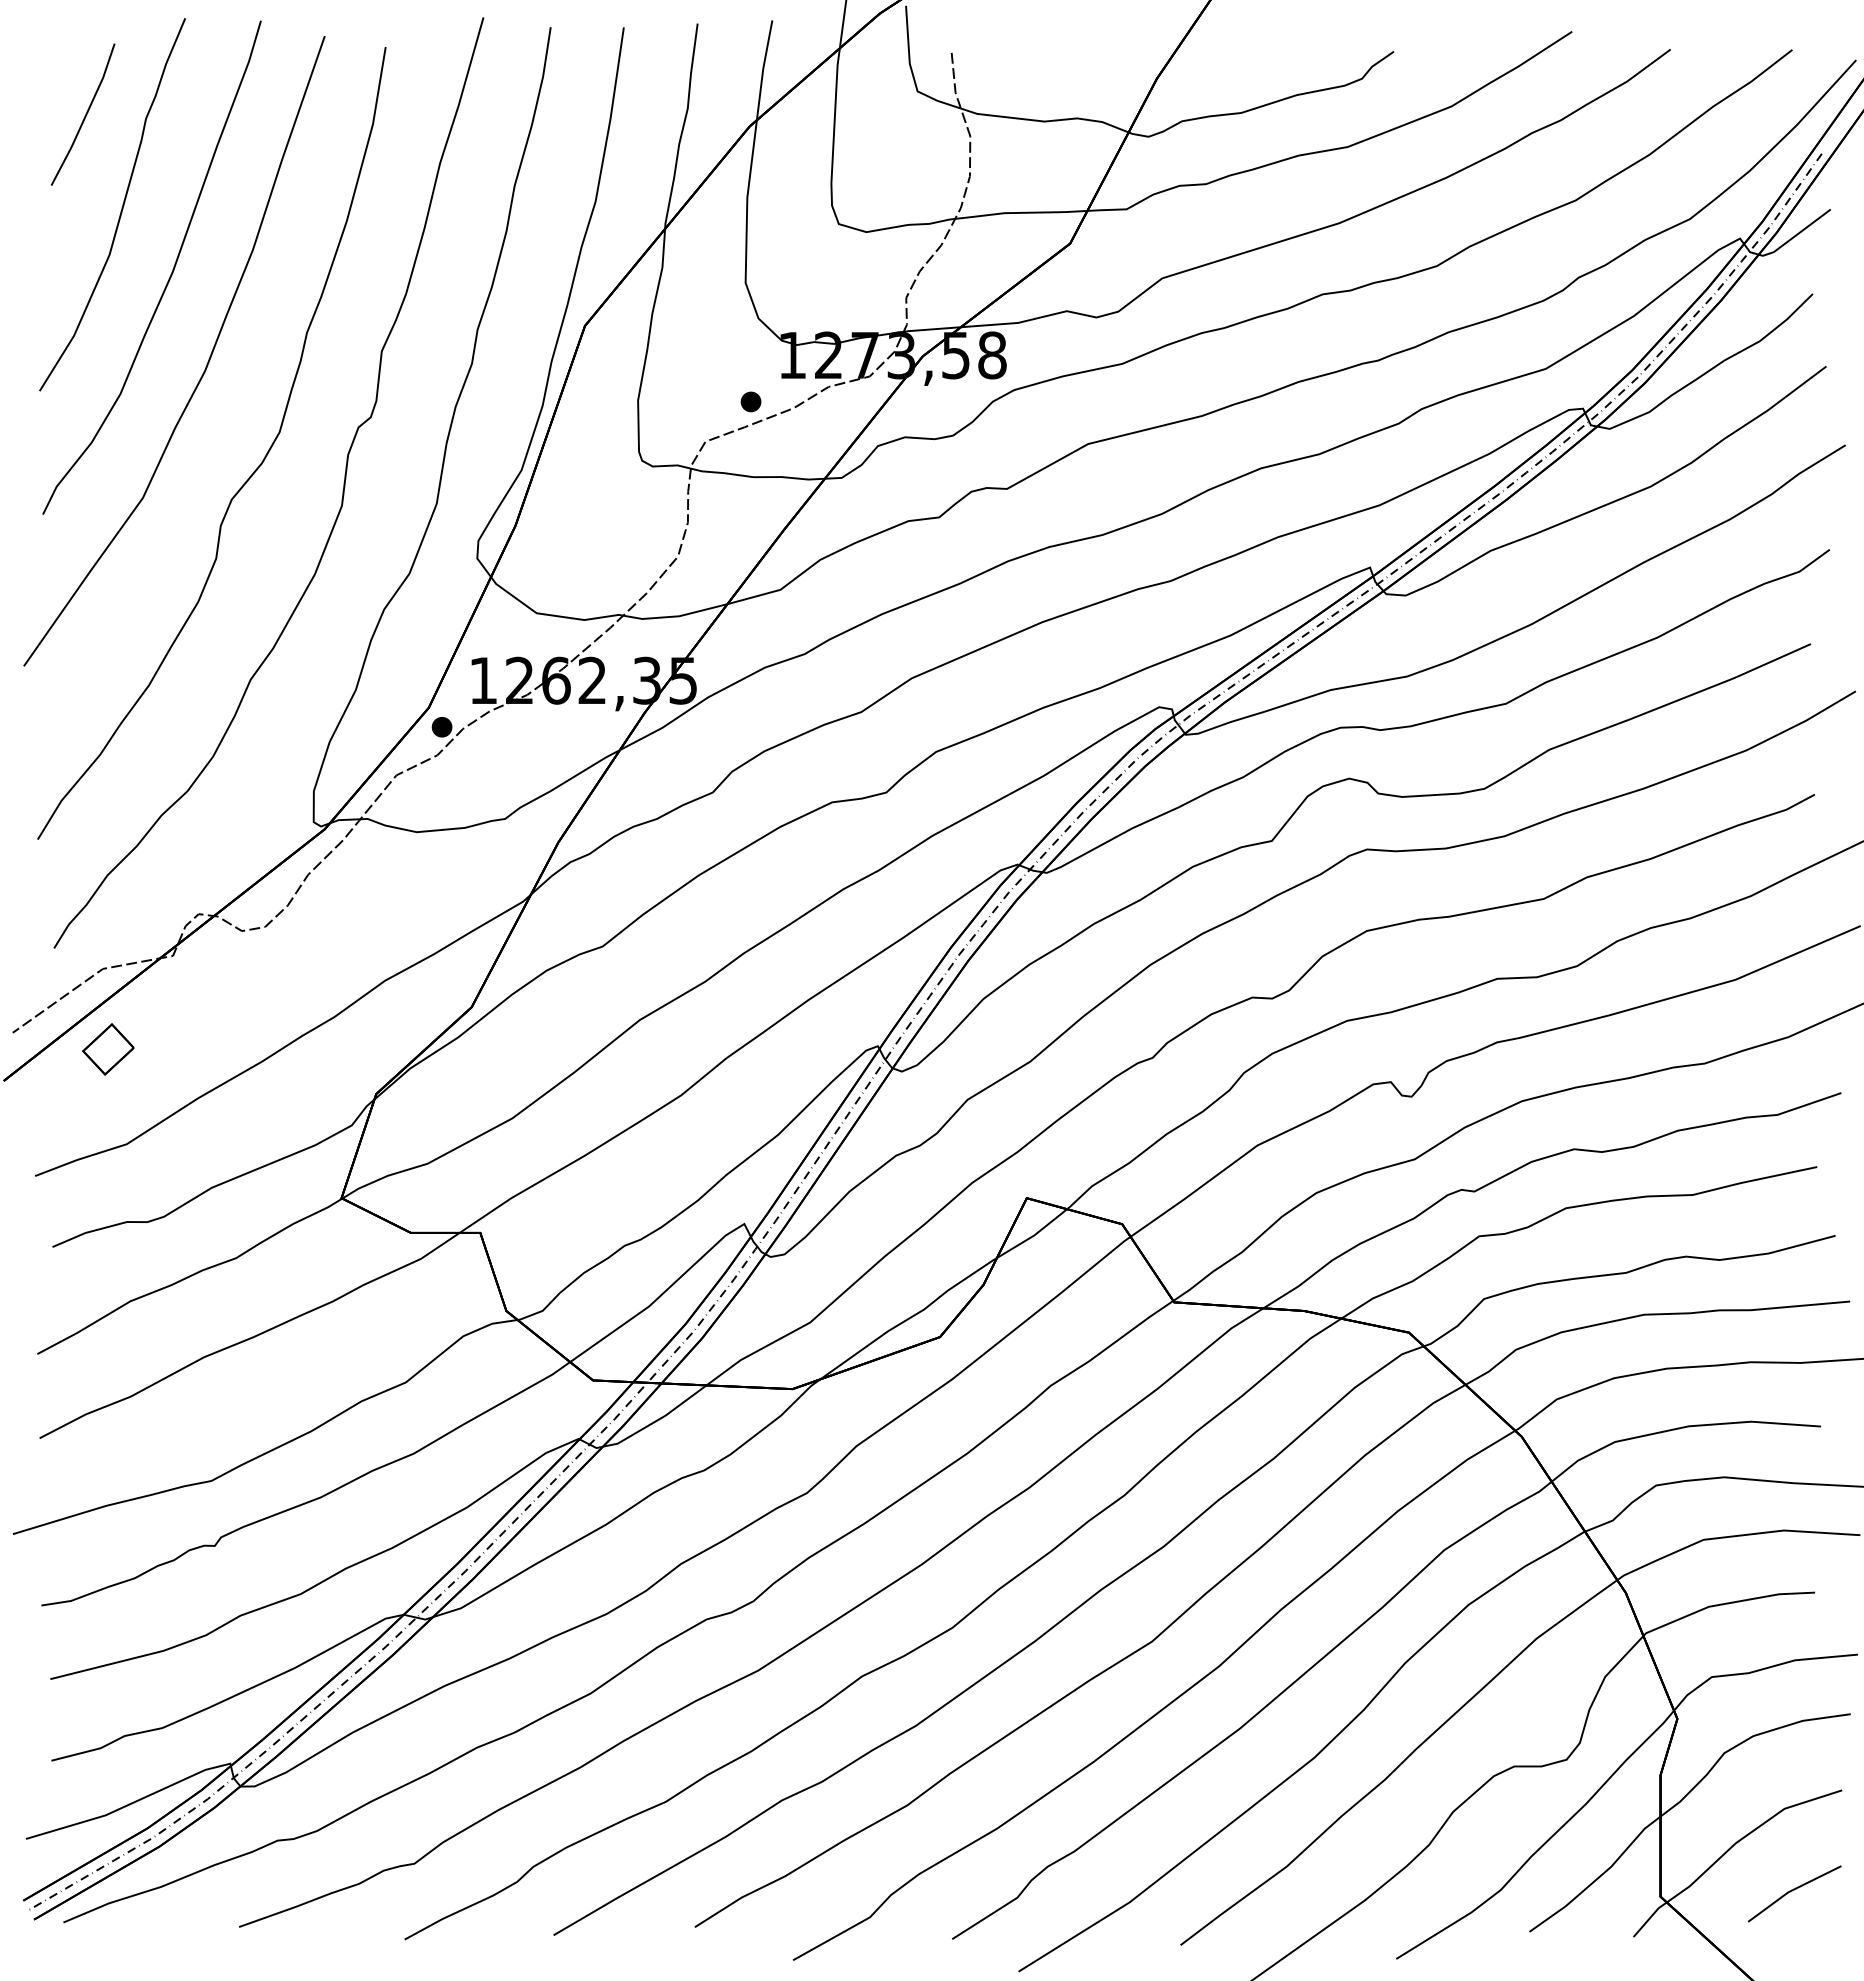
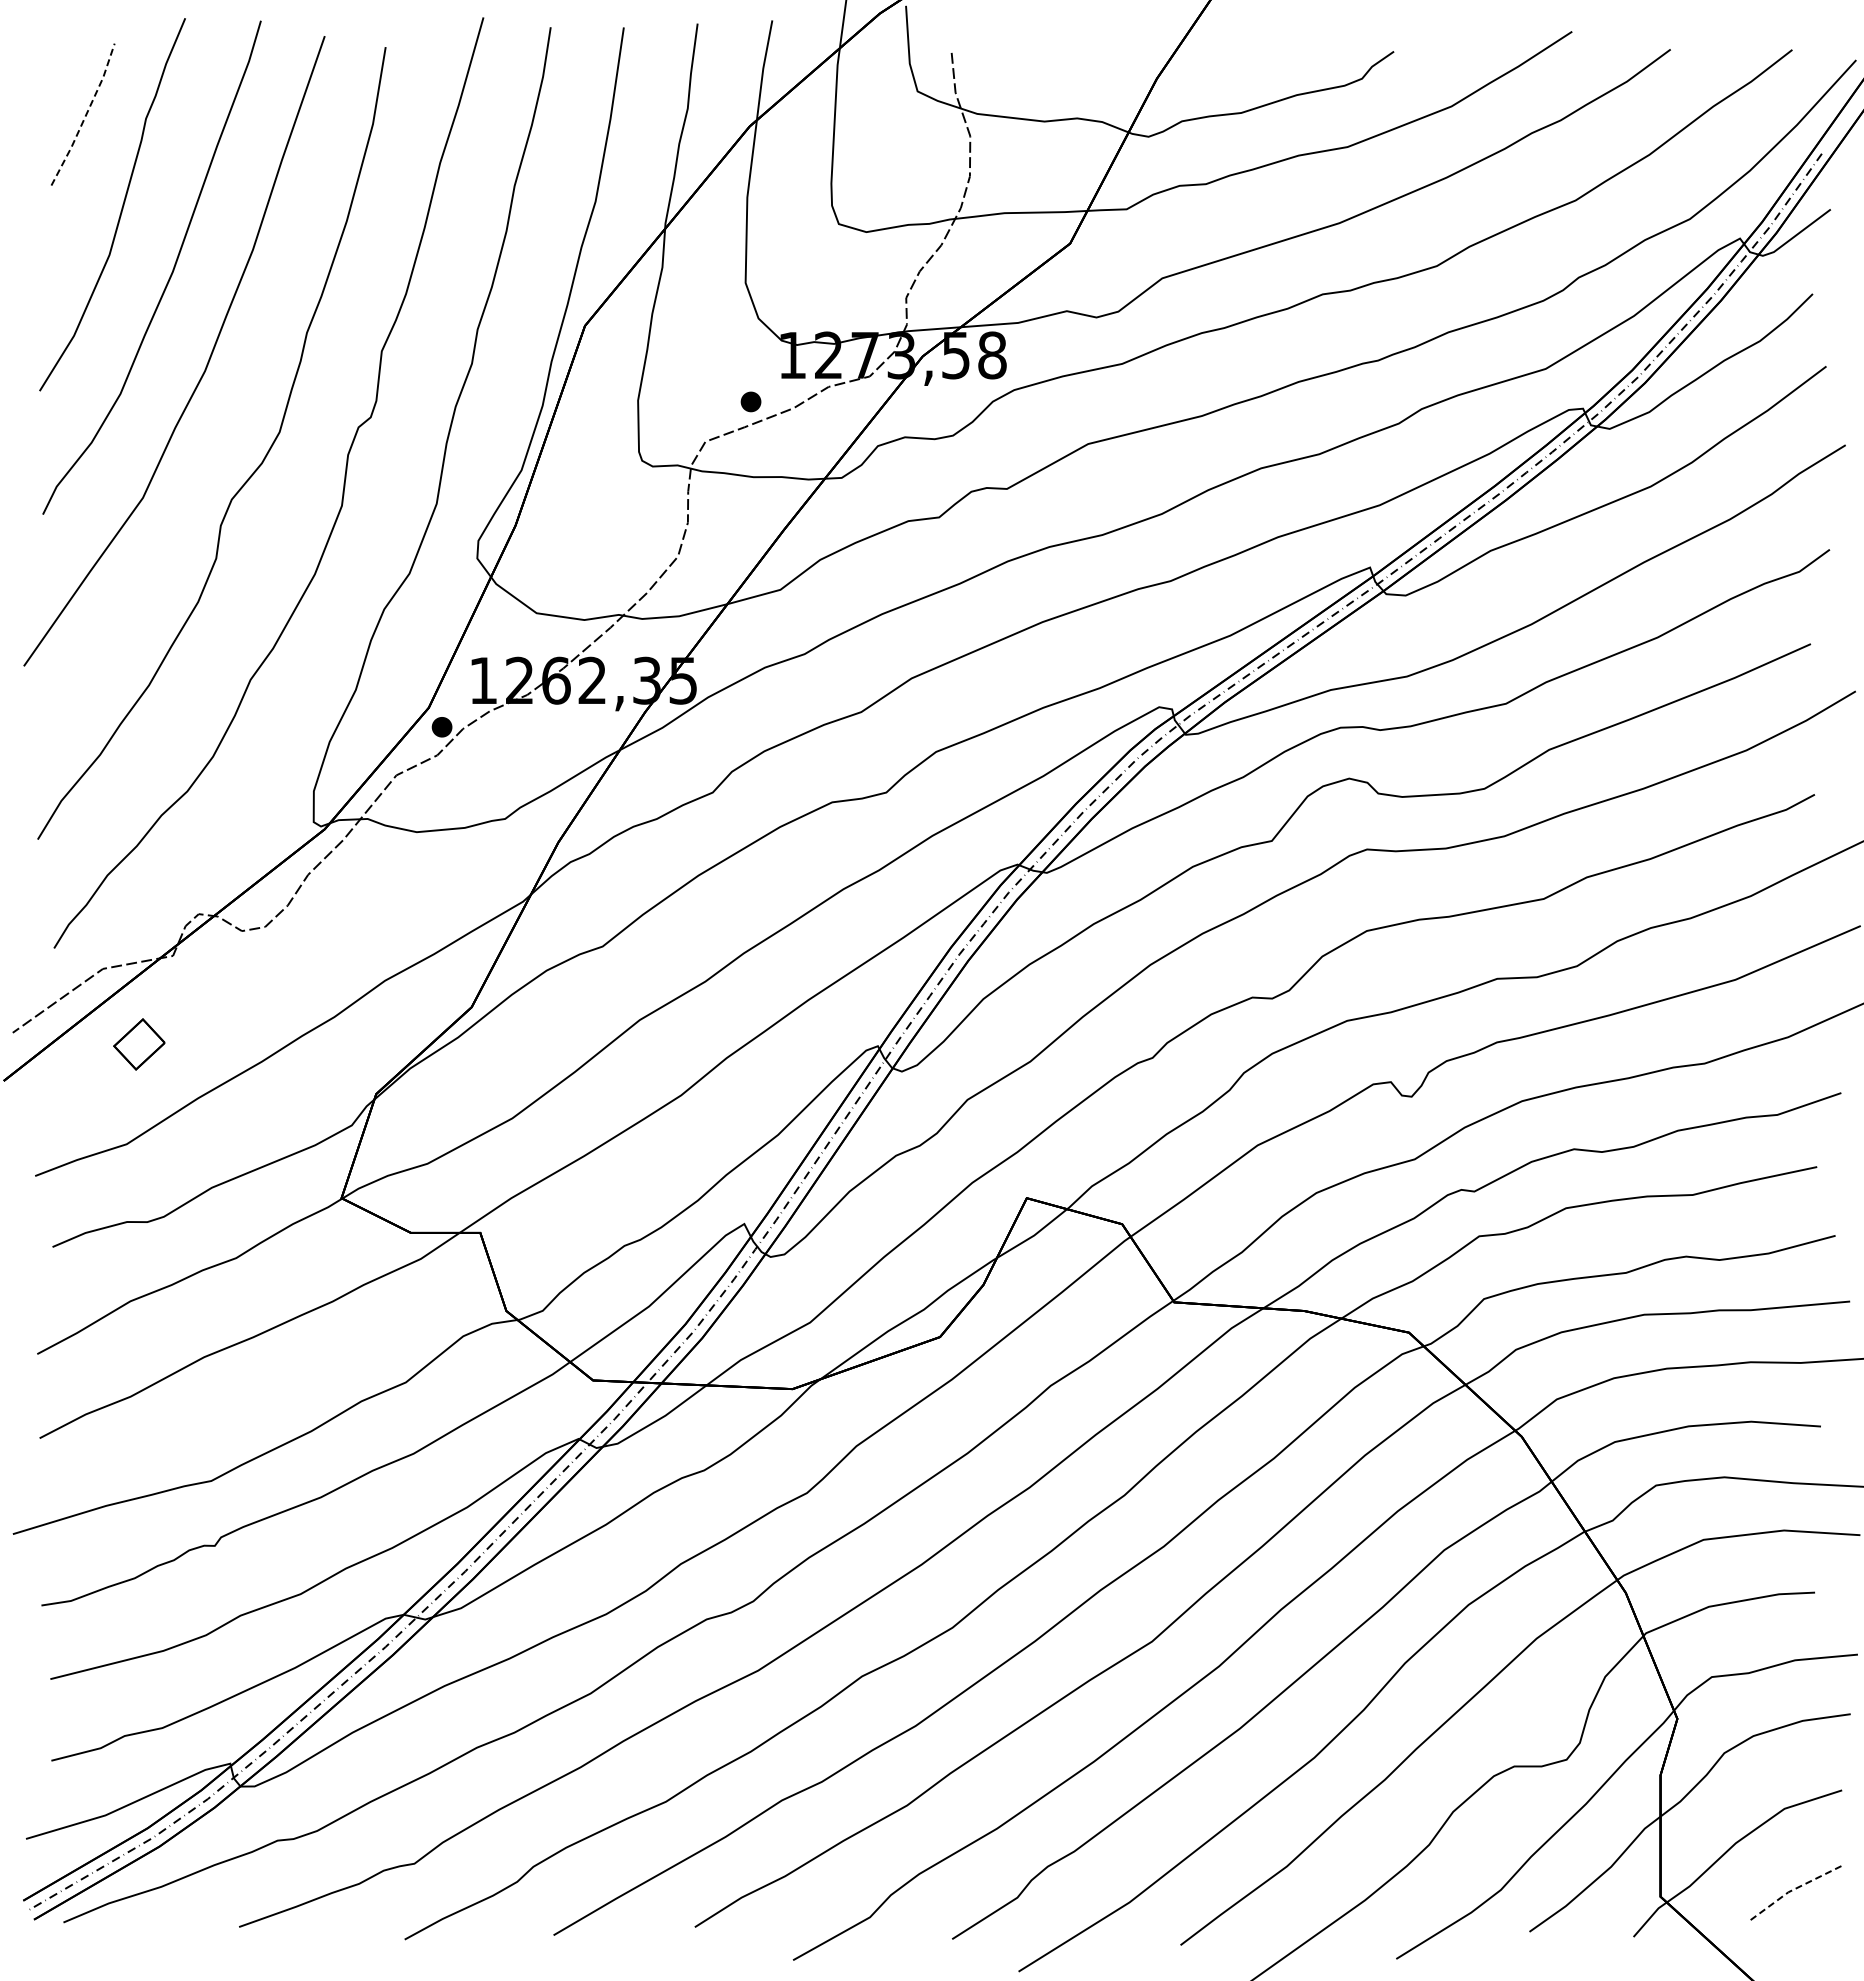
line: solid -> dashed (86, 115)
part position: (108, 1049) -> (139, 1044) (139, 1044)
line: solid -> dashed (1791, 1890)
